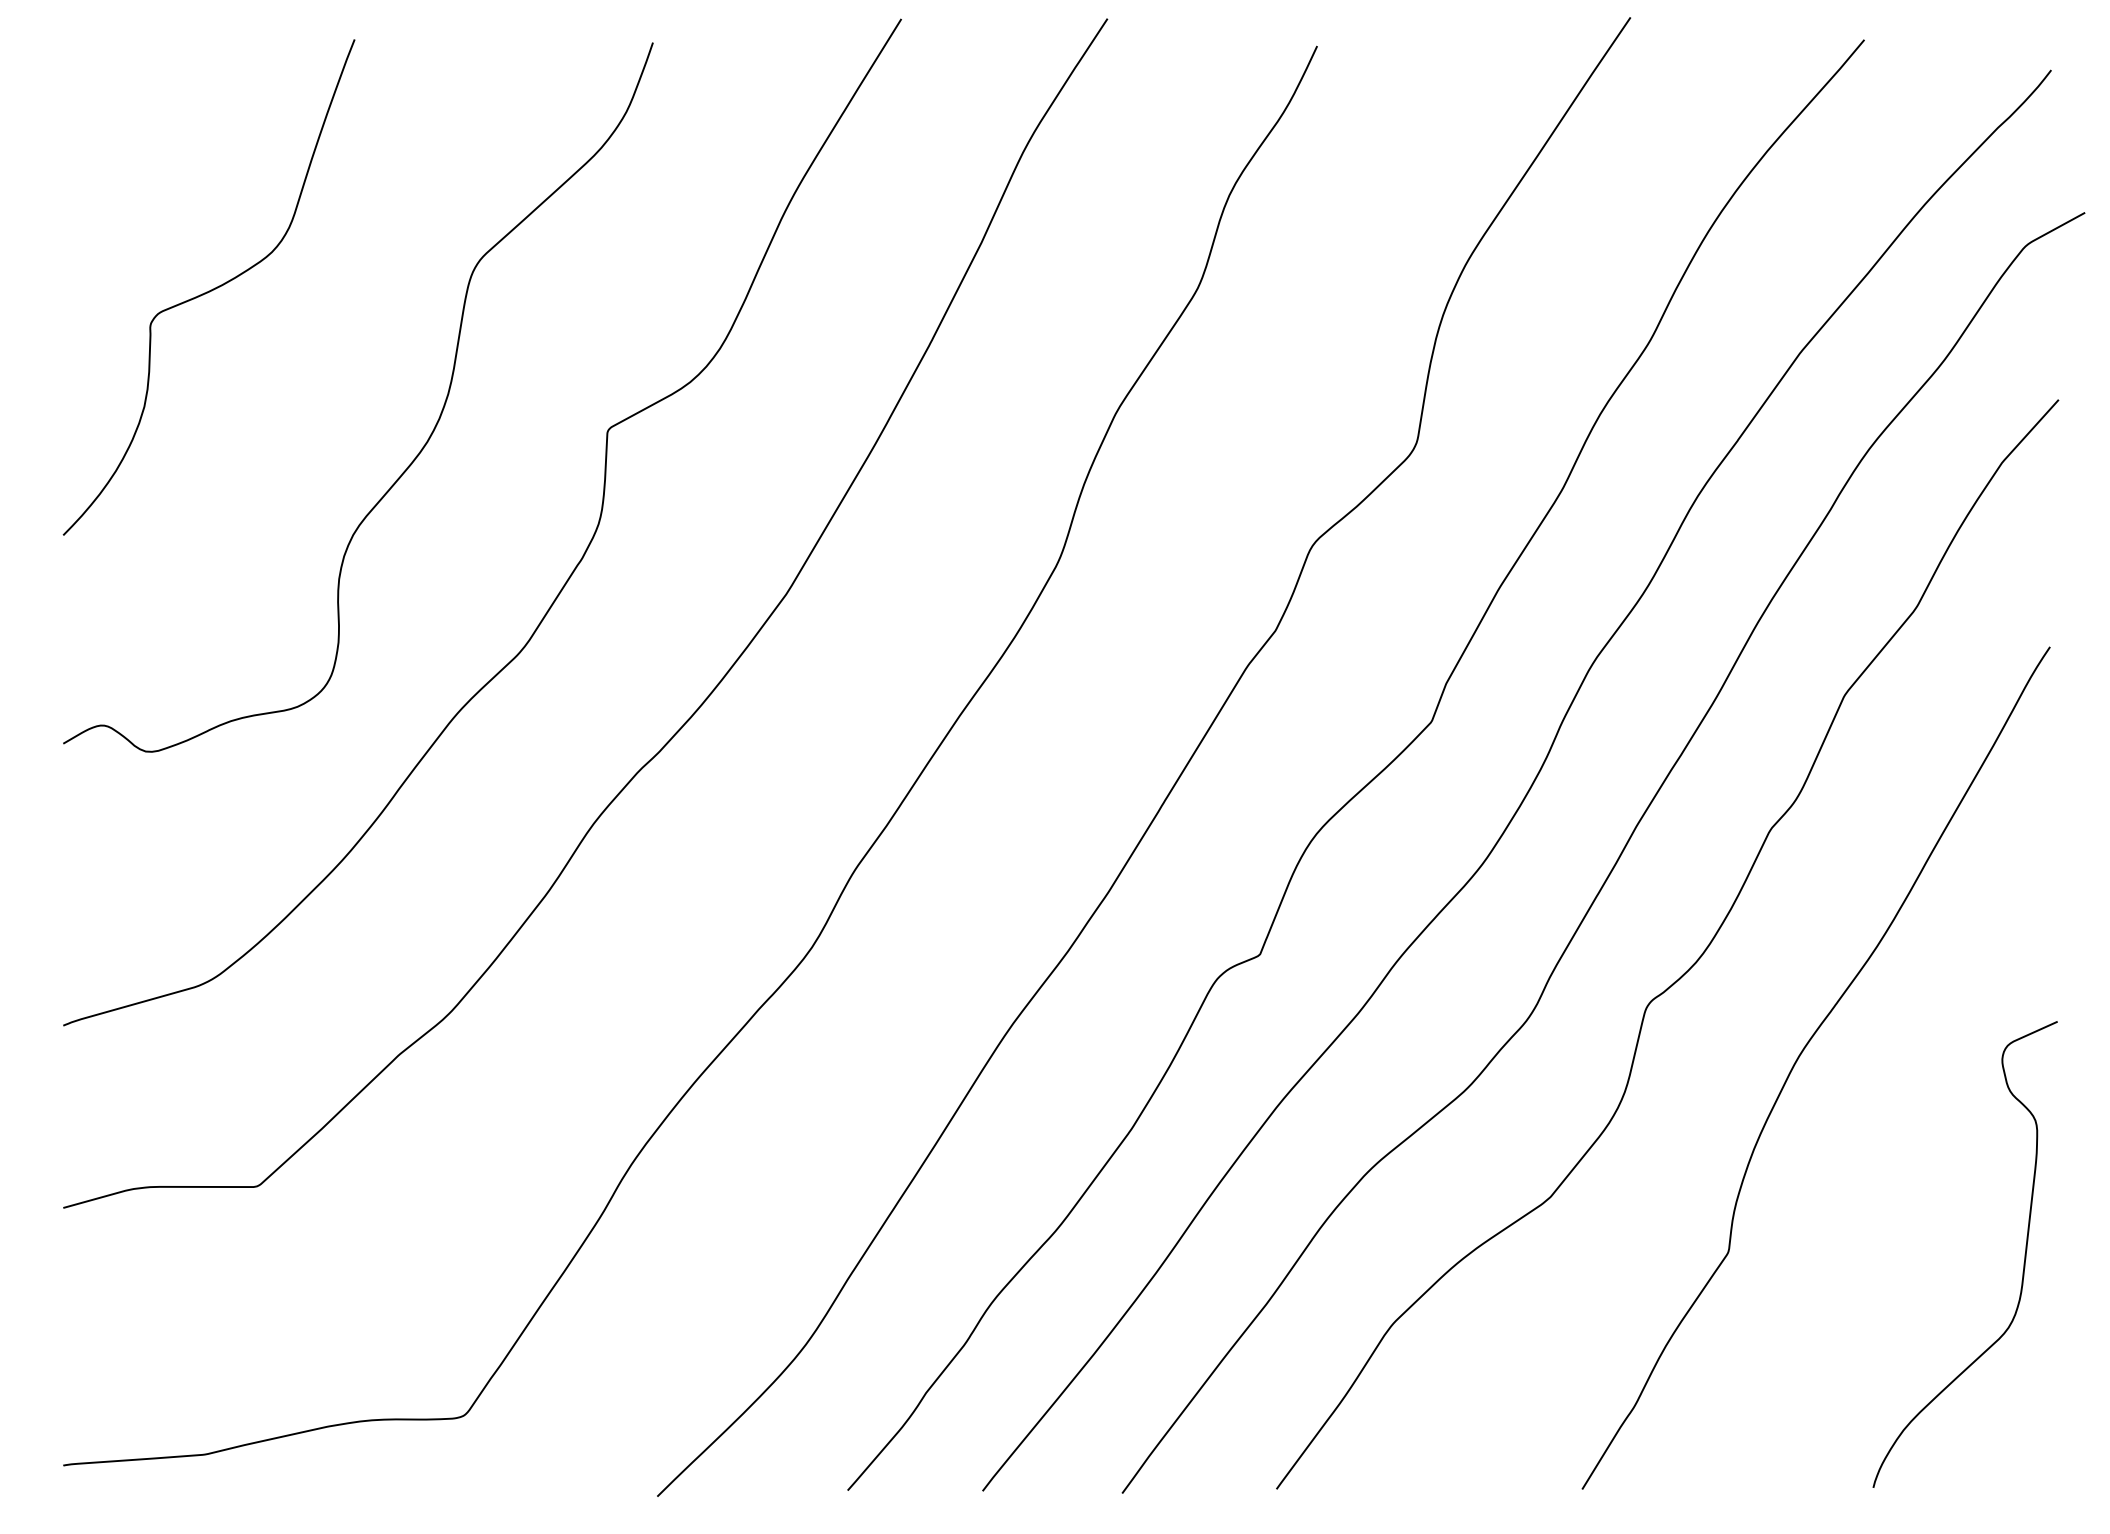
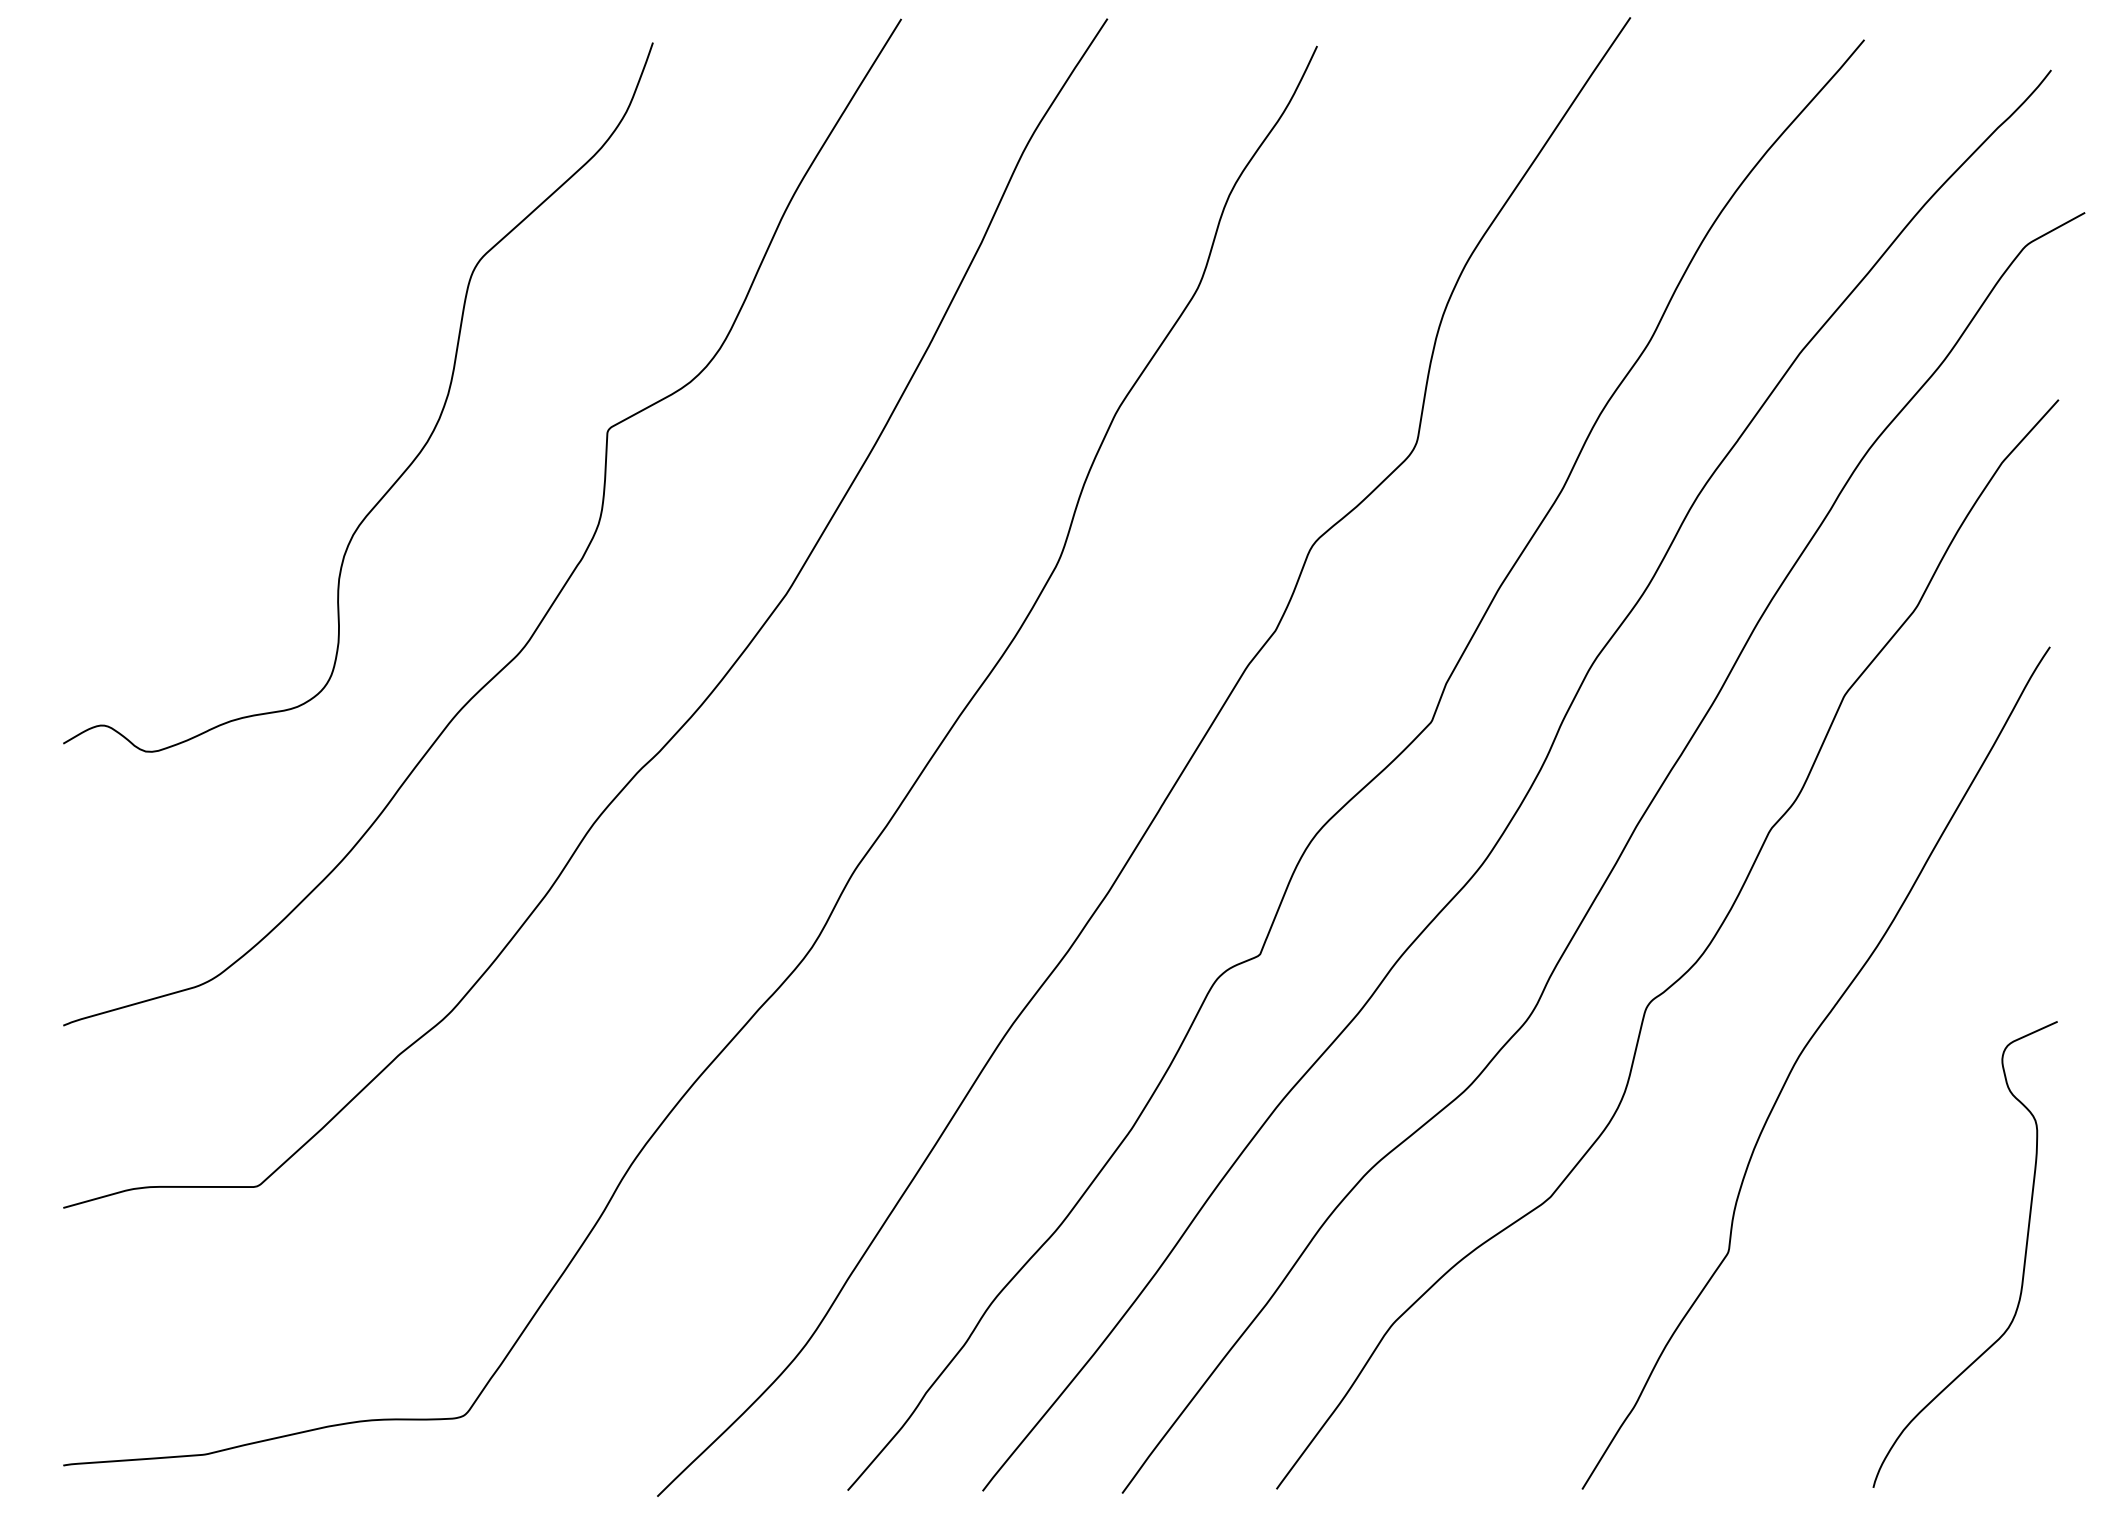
curve: present -> none (209, 290)
